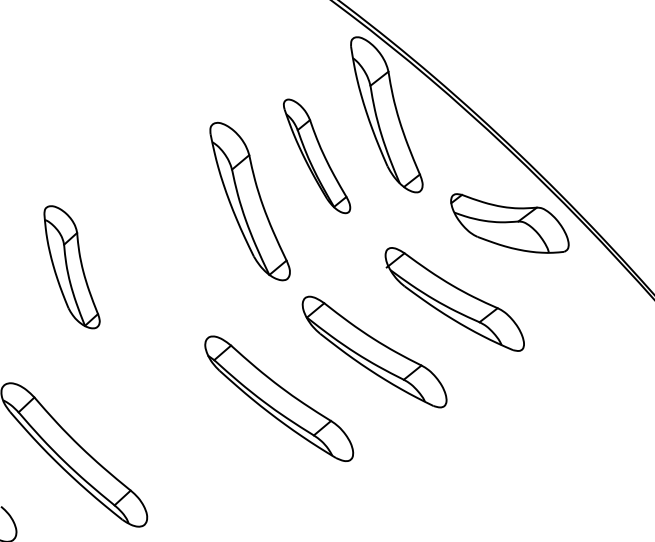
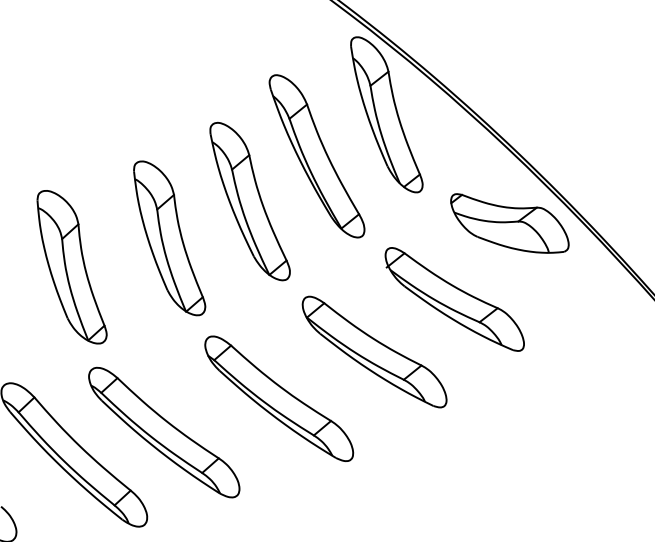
part size: 69x117 px -> 98x165 px (316, 156)
part: none -> present (169, 238)
part size: 58x125 px -> 72x155 px (71, 267)
part: none -> present (164, 432)
